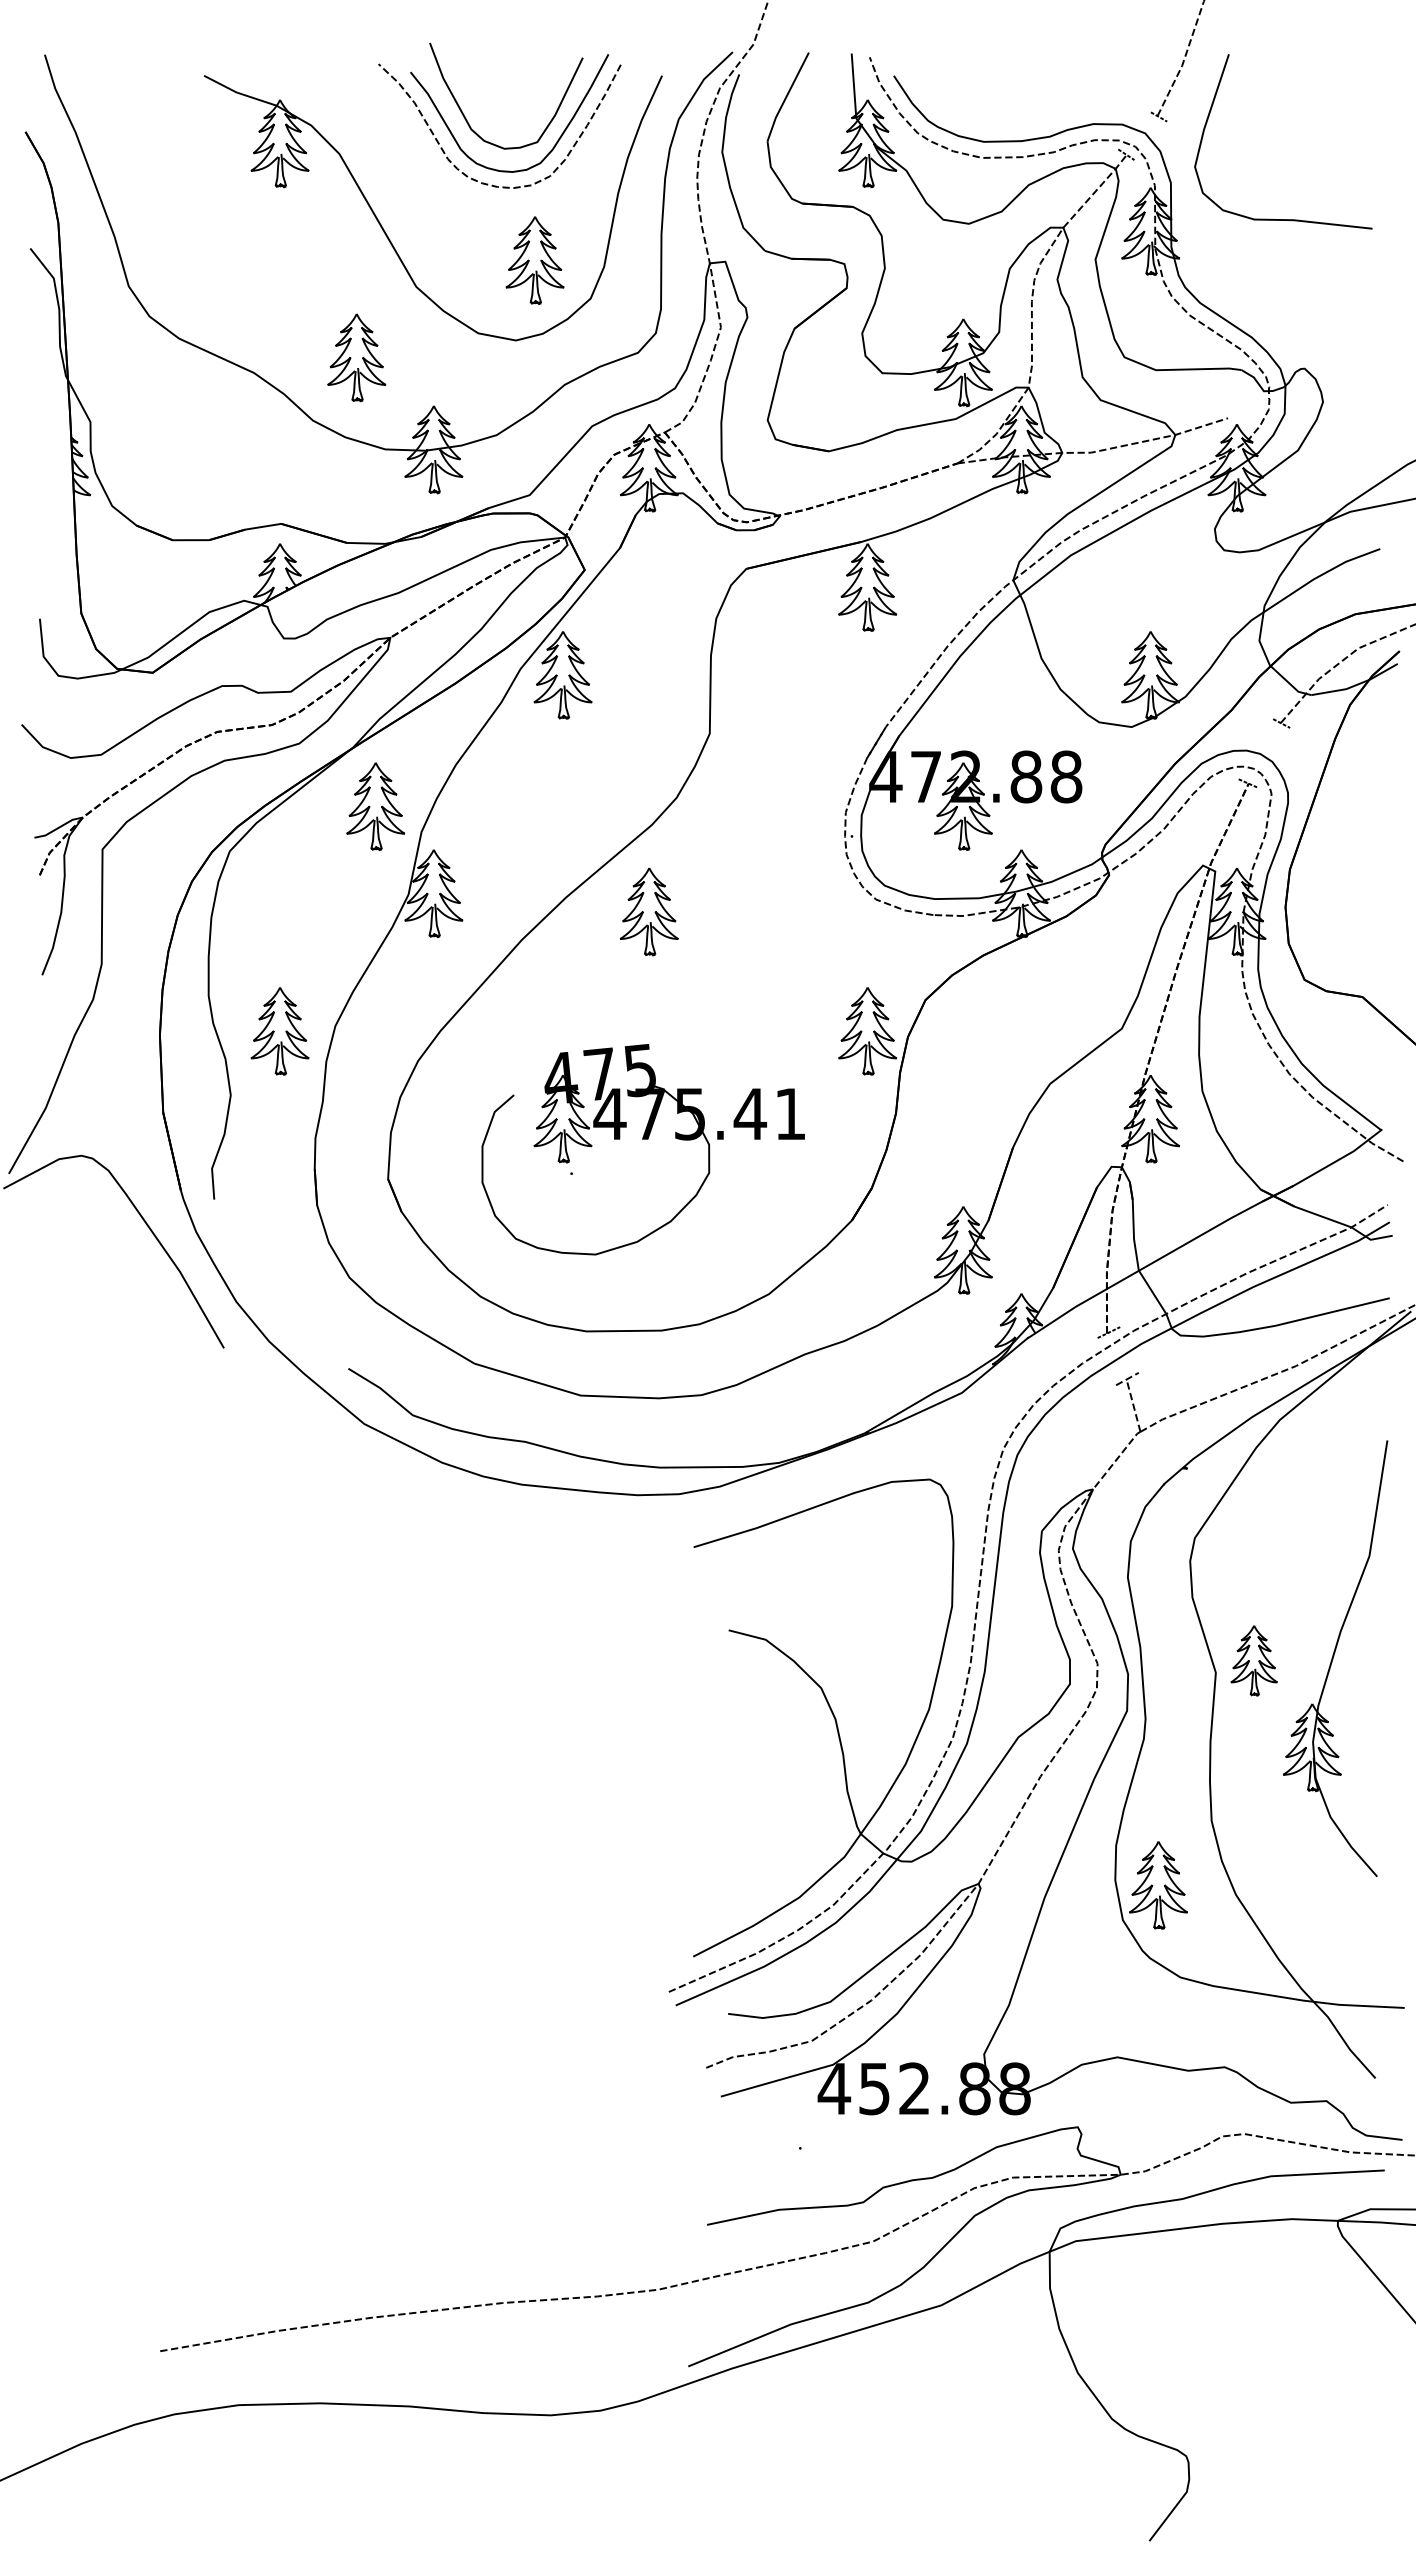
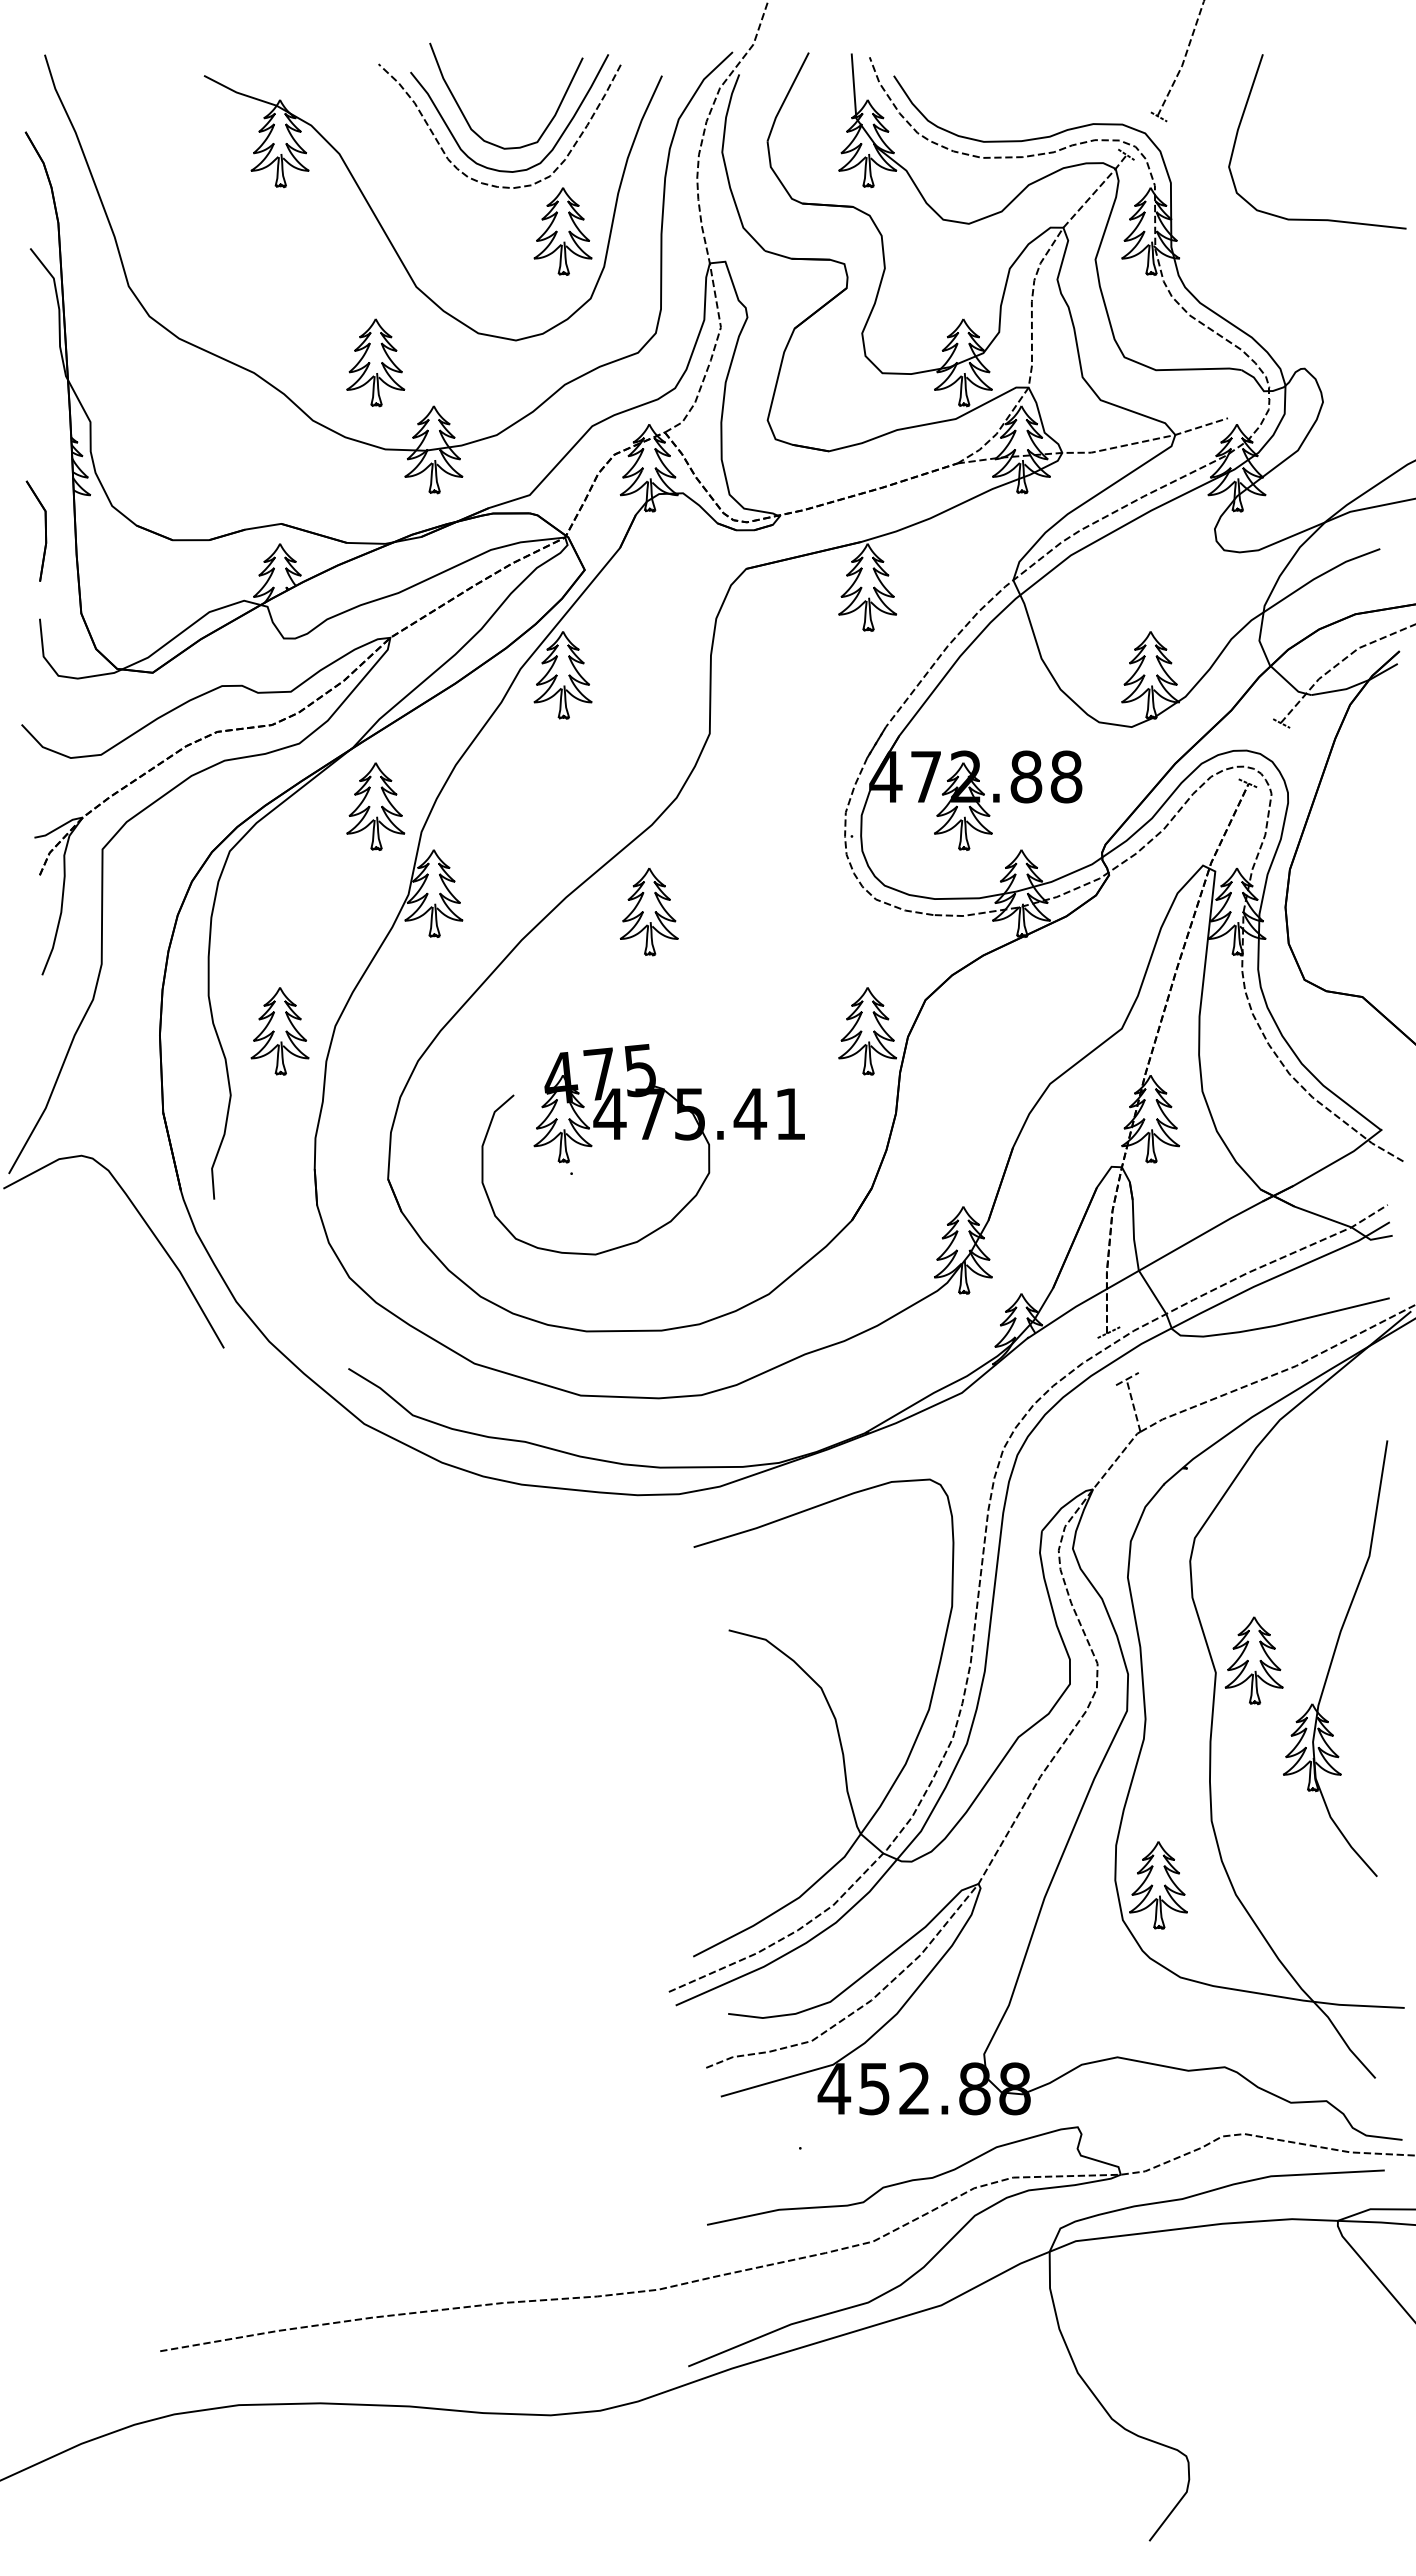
curve position: (1283, 219) -> (1317, 219) (1317, 219)
part position: (534, 260) -> (562, 231) (562, 231)
part position: (356, 357) -> (375, 362) (375, 362)
part: none -> present (44, 526)
part size: 48x72 px -> 60x90 px (1253, 1660)
